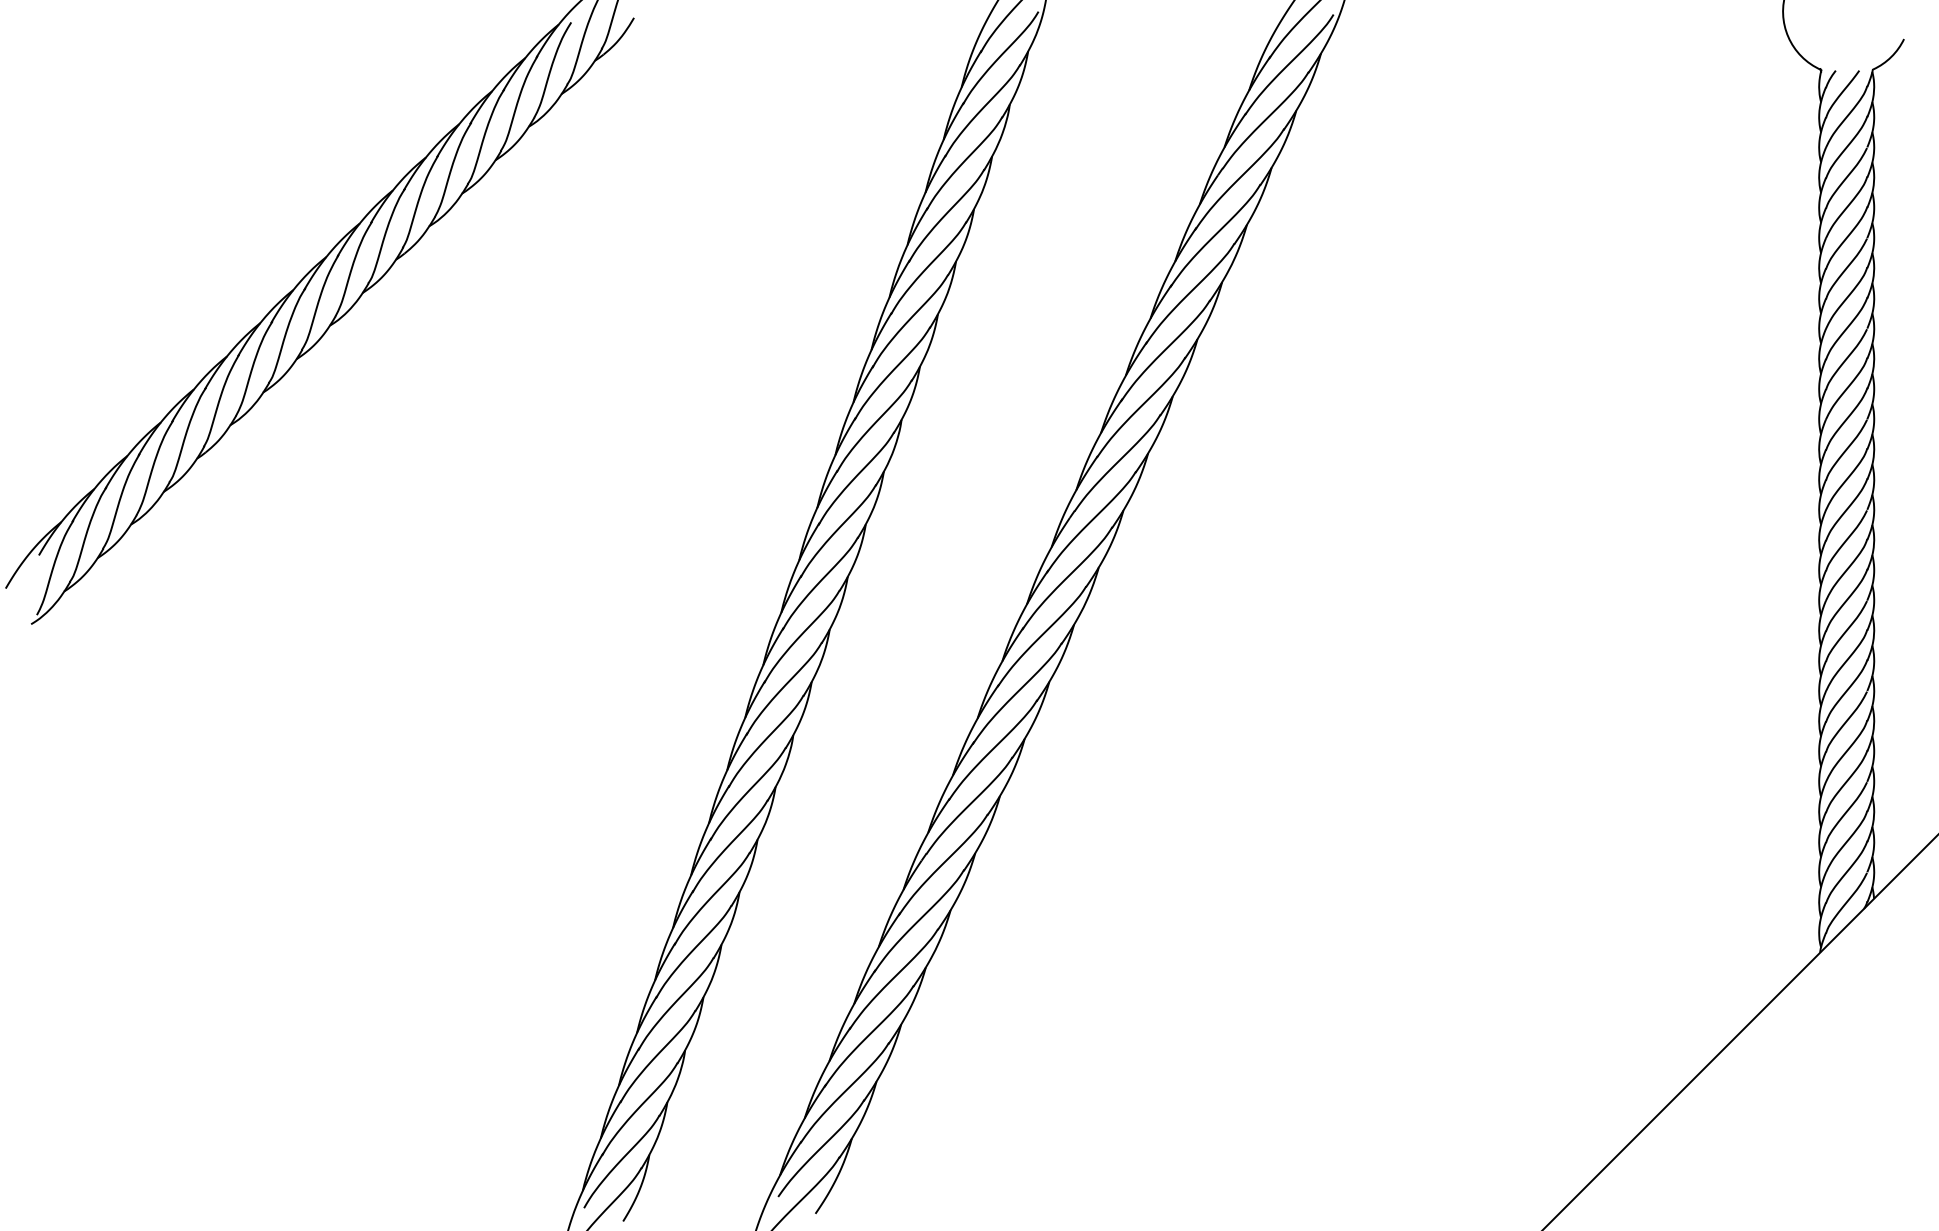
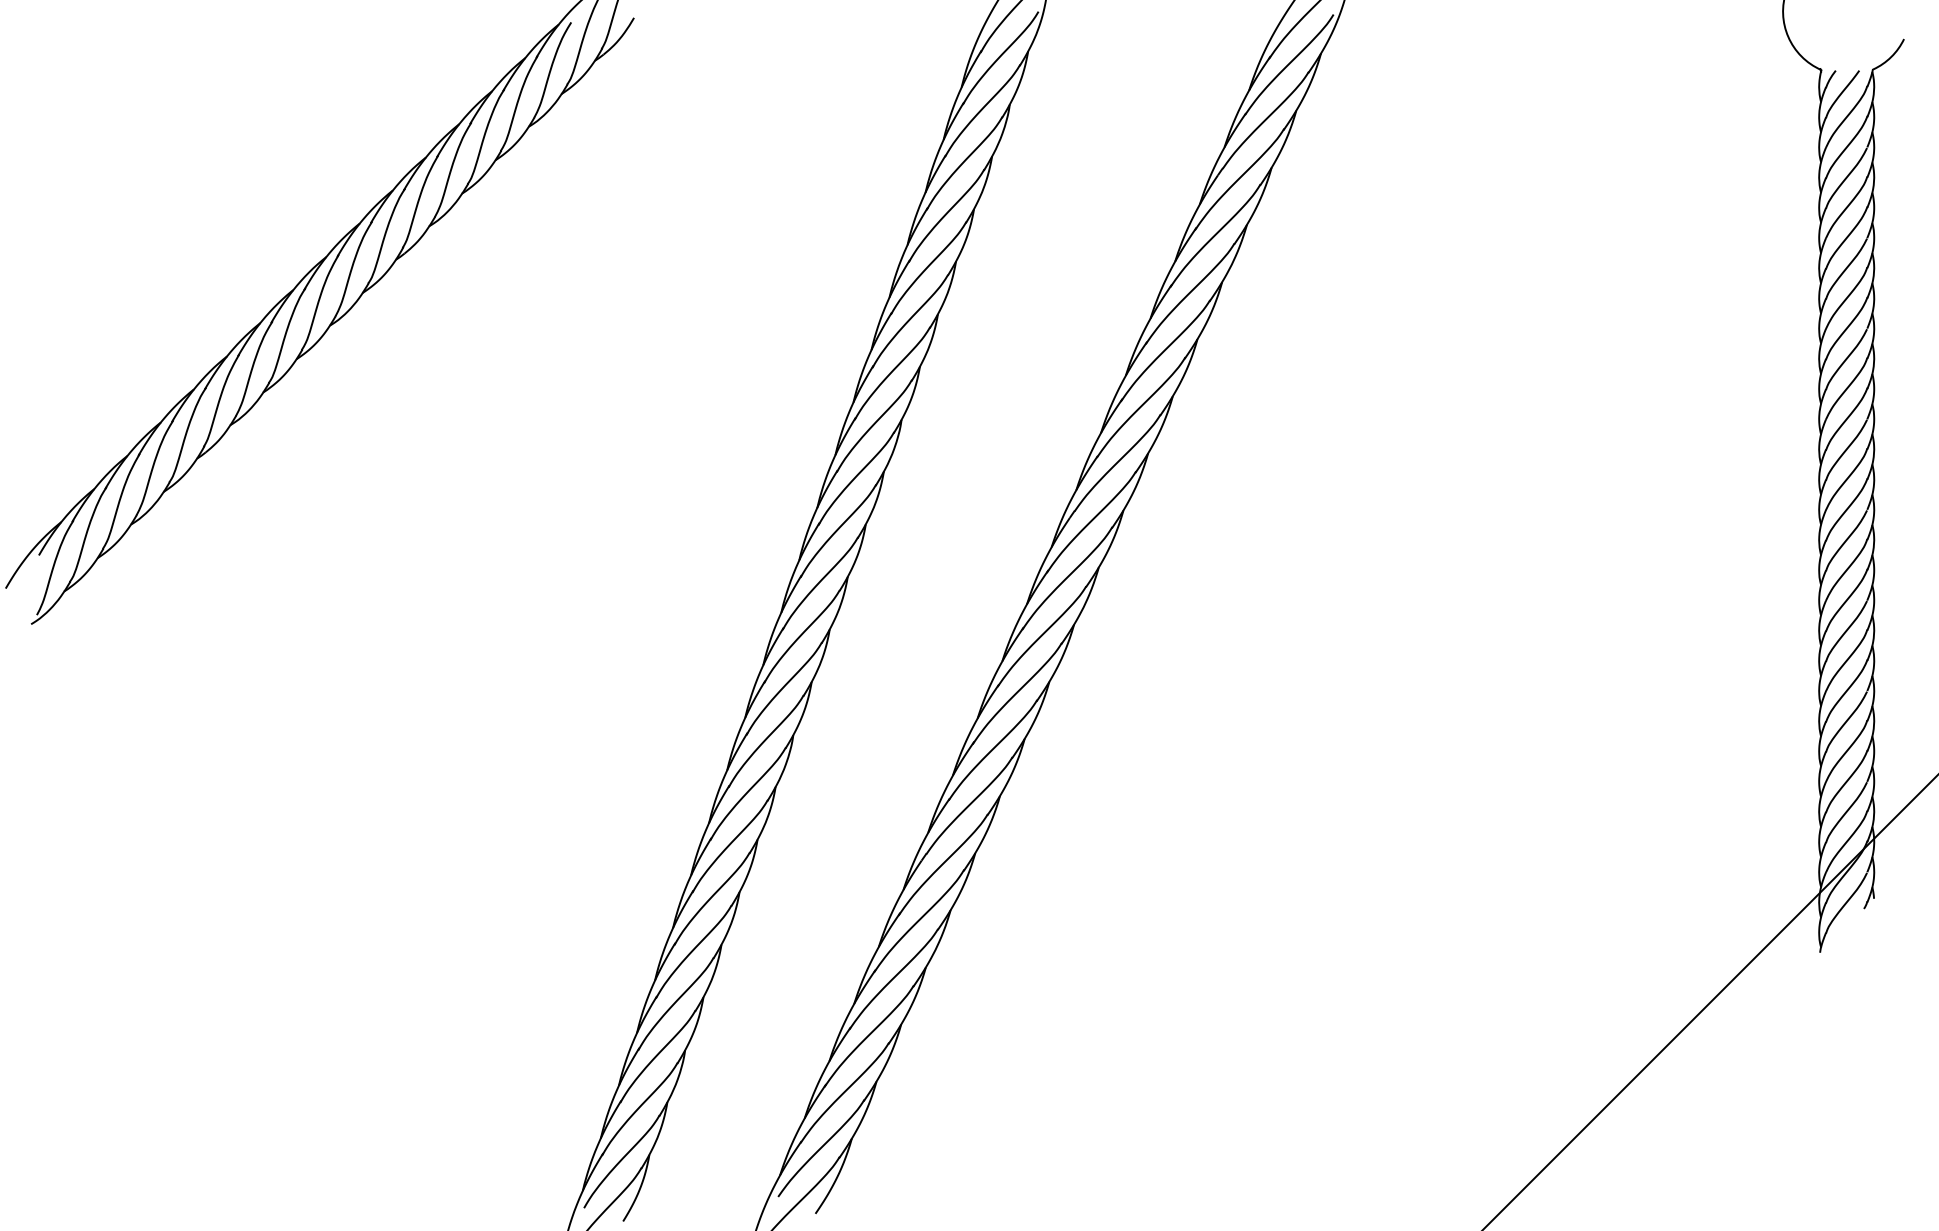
line position: (1740, 1032) -> (1710, 1002) (1710, 1002)
